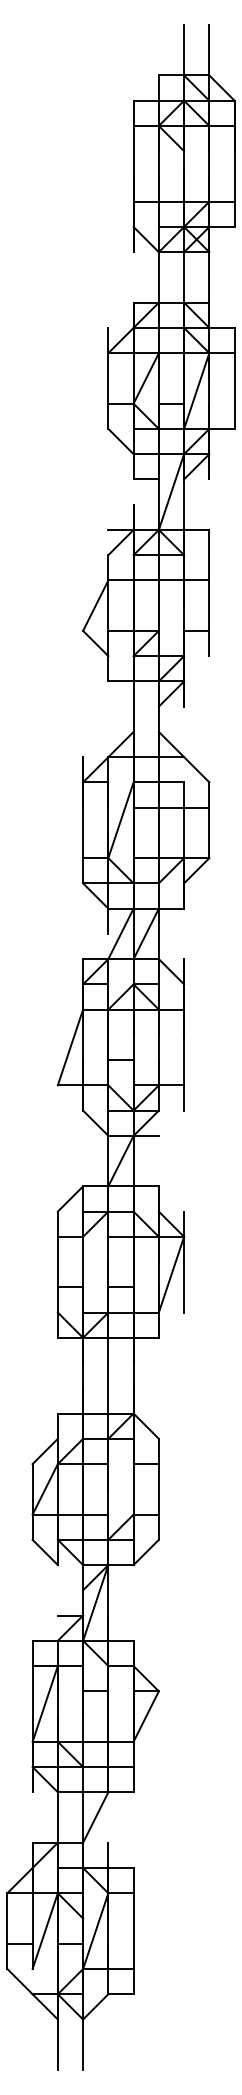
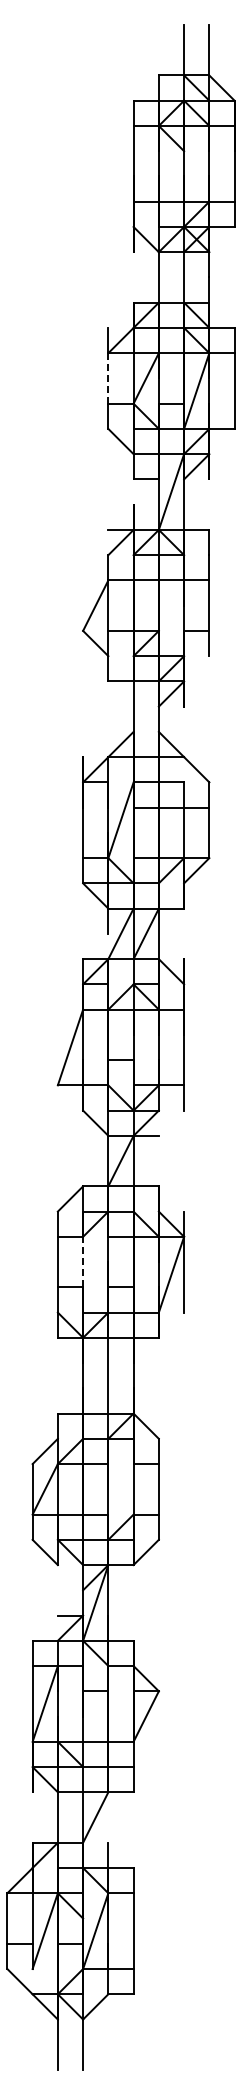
line: solid -> dashed (108, 378)
line: solid -> dashed (83, 1261)
